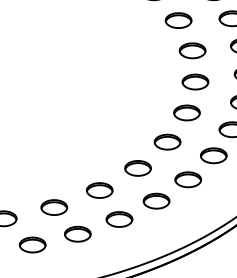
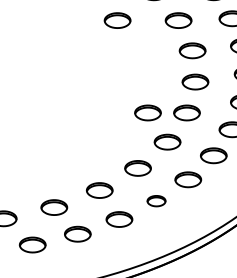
part: none -> present (117, 20)
part: none -> present (147, 112)
part size: 29x18 px -> 21x13 px (156, 201)
